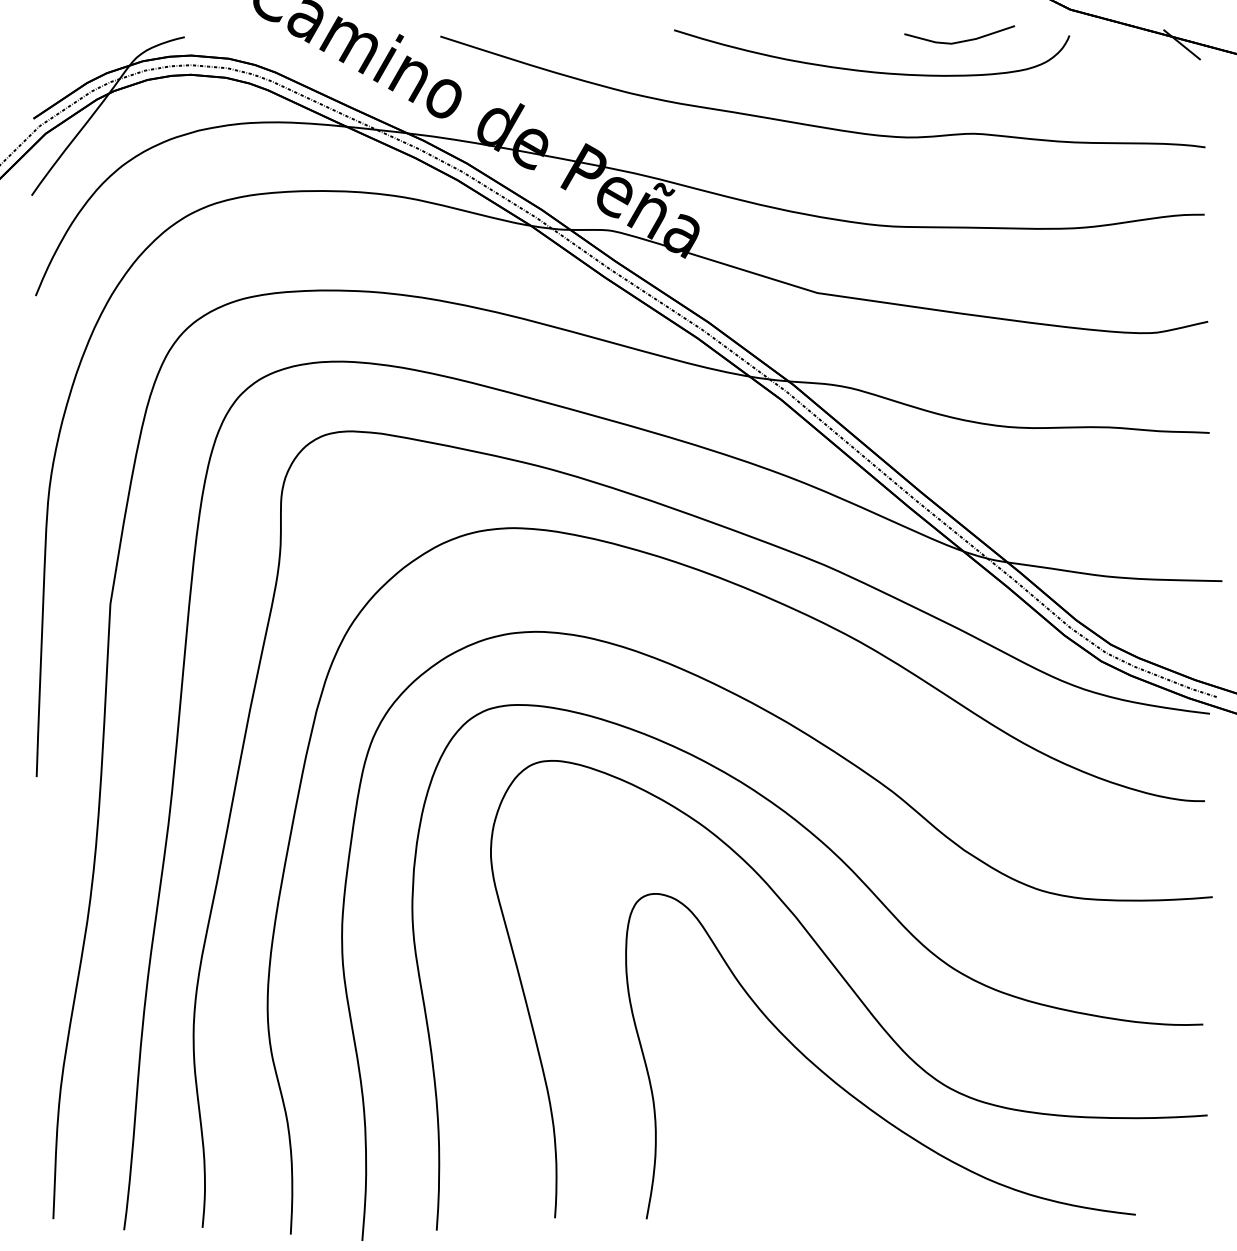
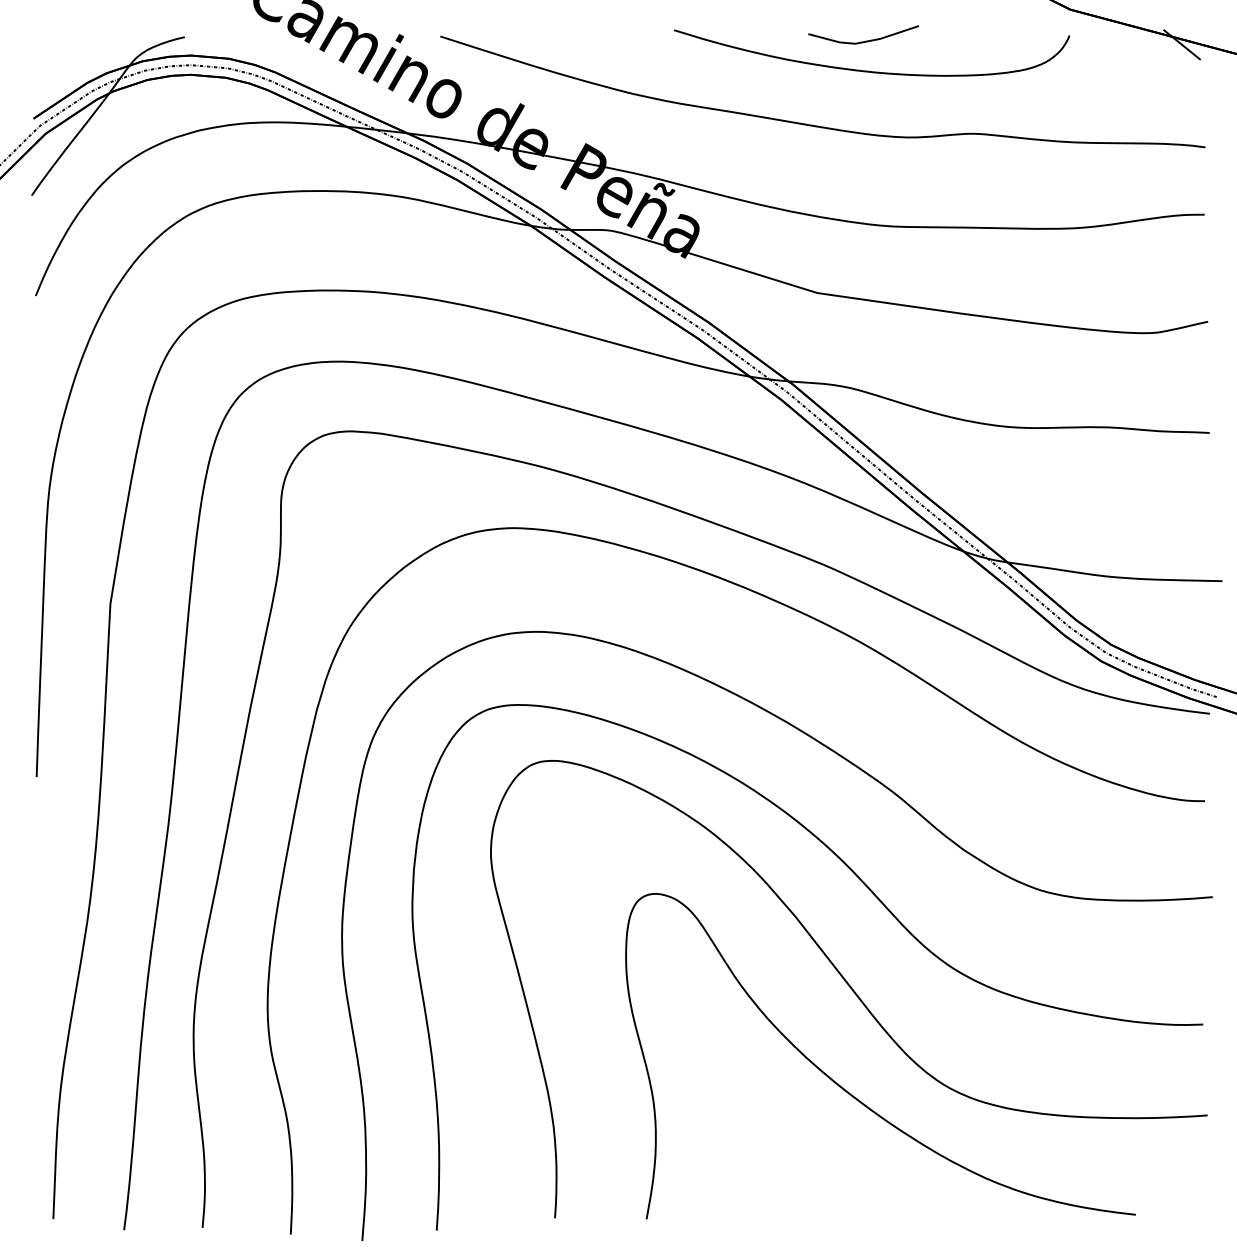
line position: (961, 40) -> (865, 40) (865, 40)
